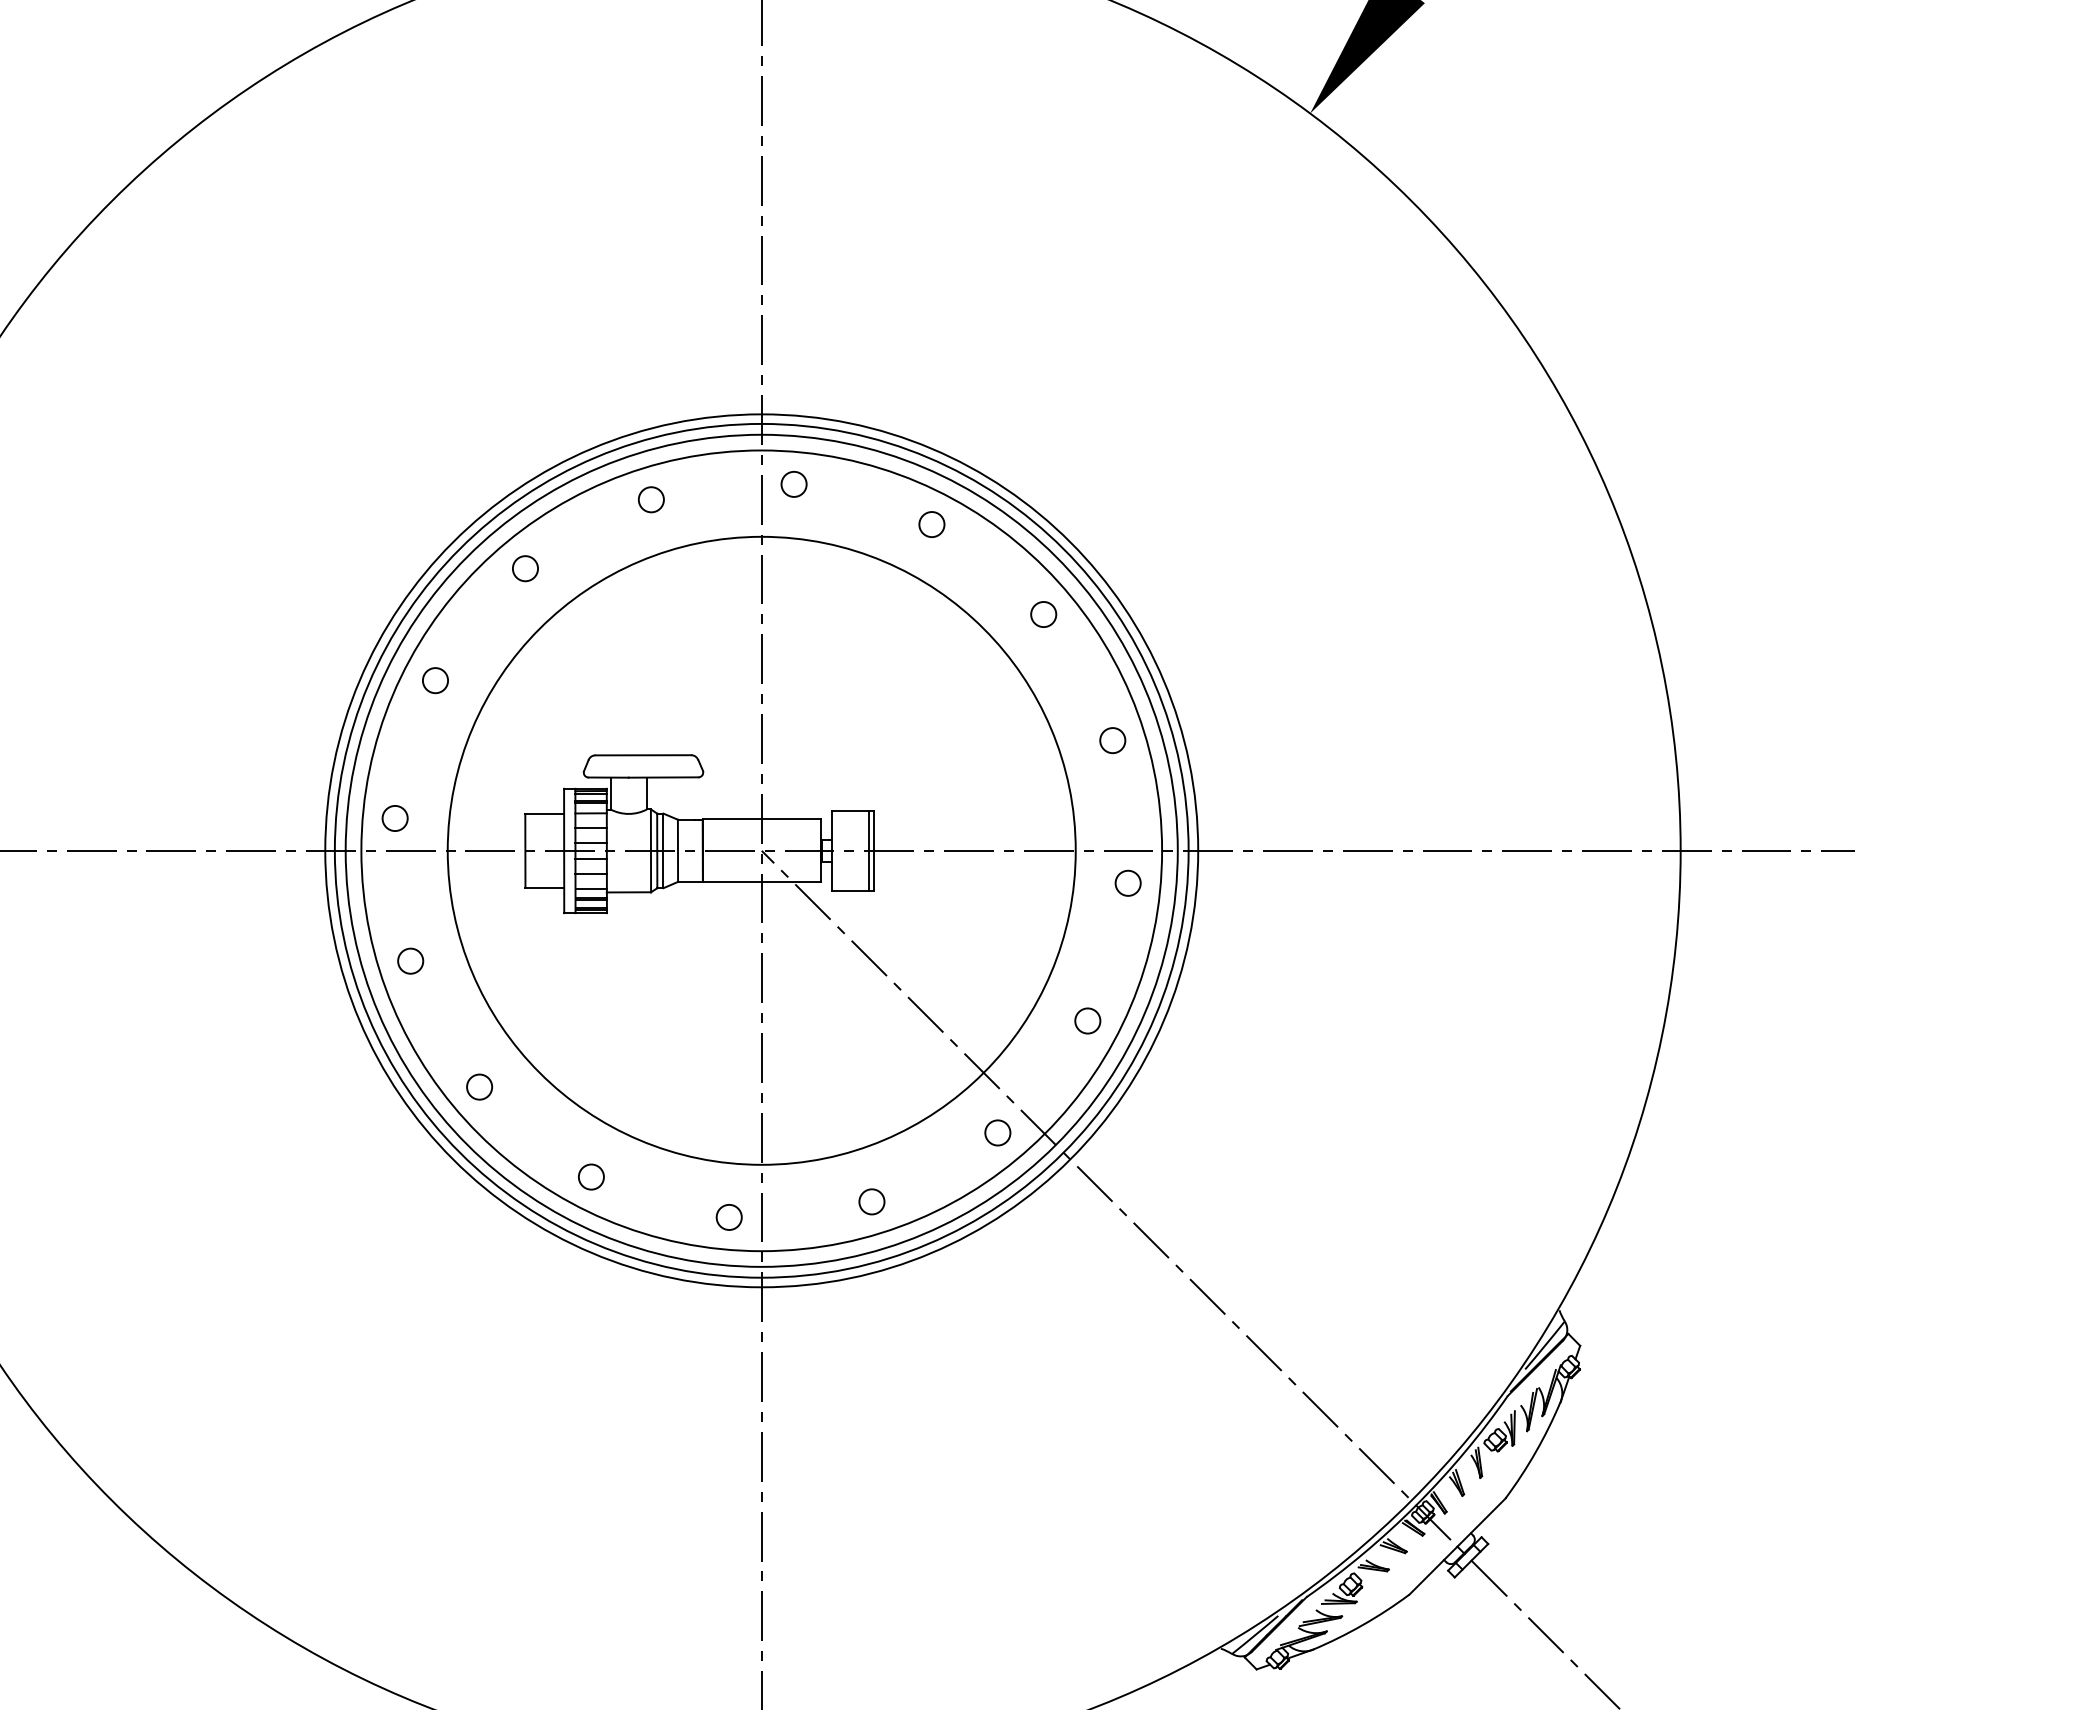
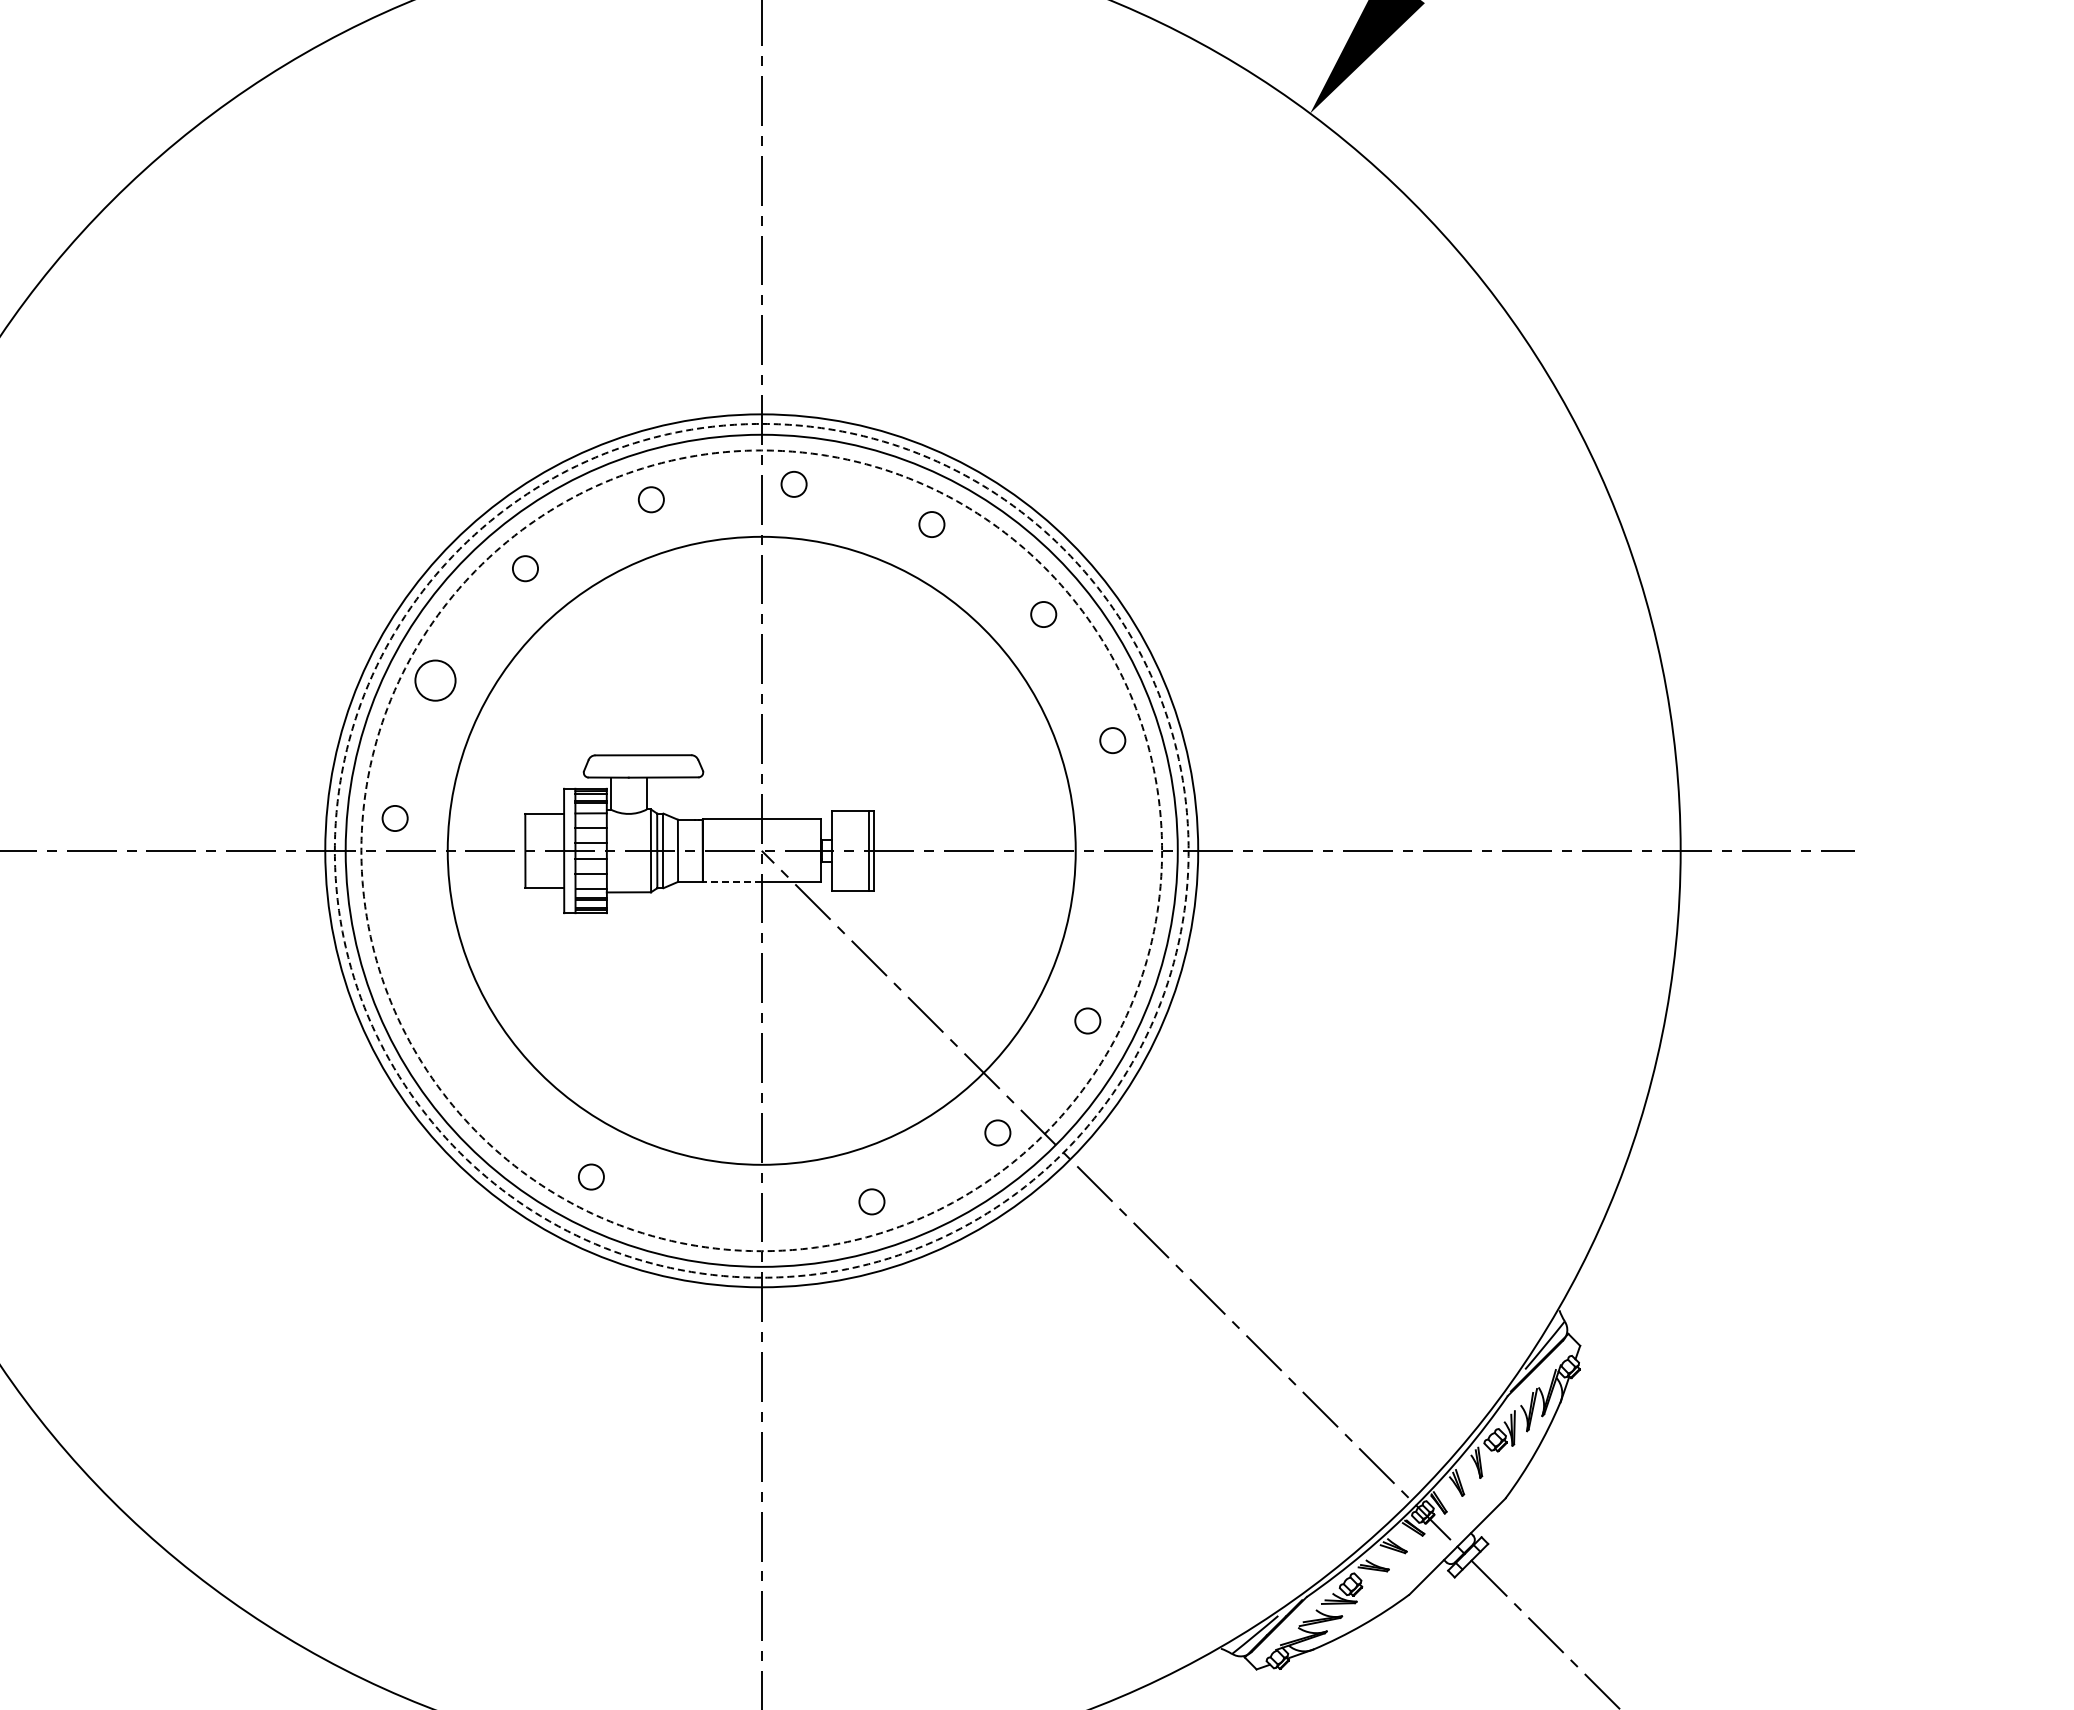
circle diameter: 25 px -> 40 px (435, 680)
circle: solid -> dashed (761, 850)
circle: solid -> dashed (761, 850)
line: solid -> dashed (731, 882)
circle: present -> none (1127, 882)
circle: present -> none (410, 960)
circle: present -> none (479, 1086)
circle: present -> none (728, 1217)
